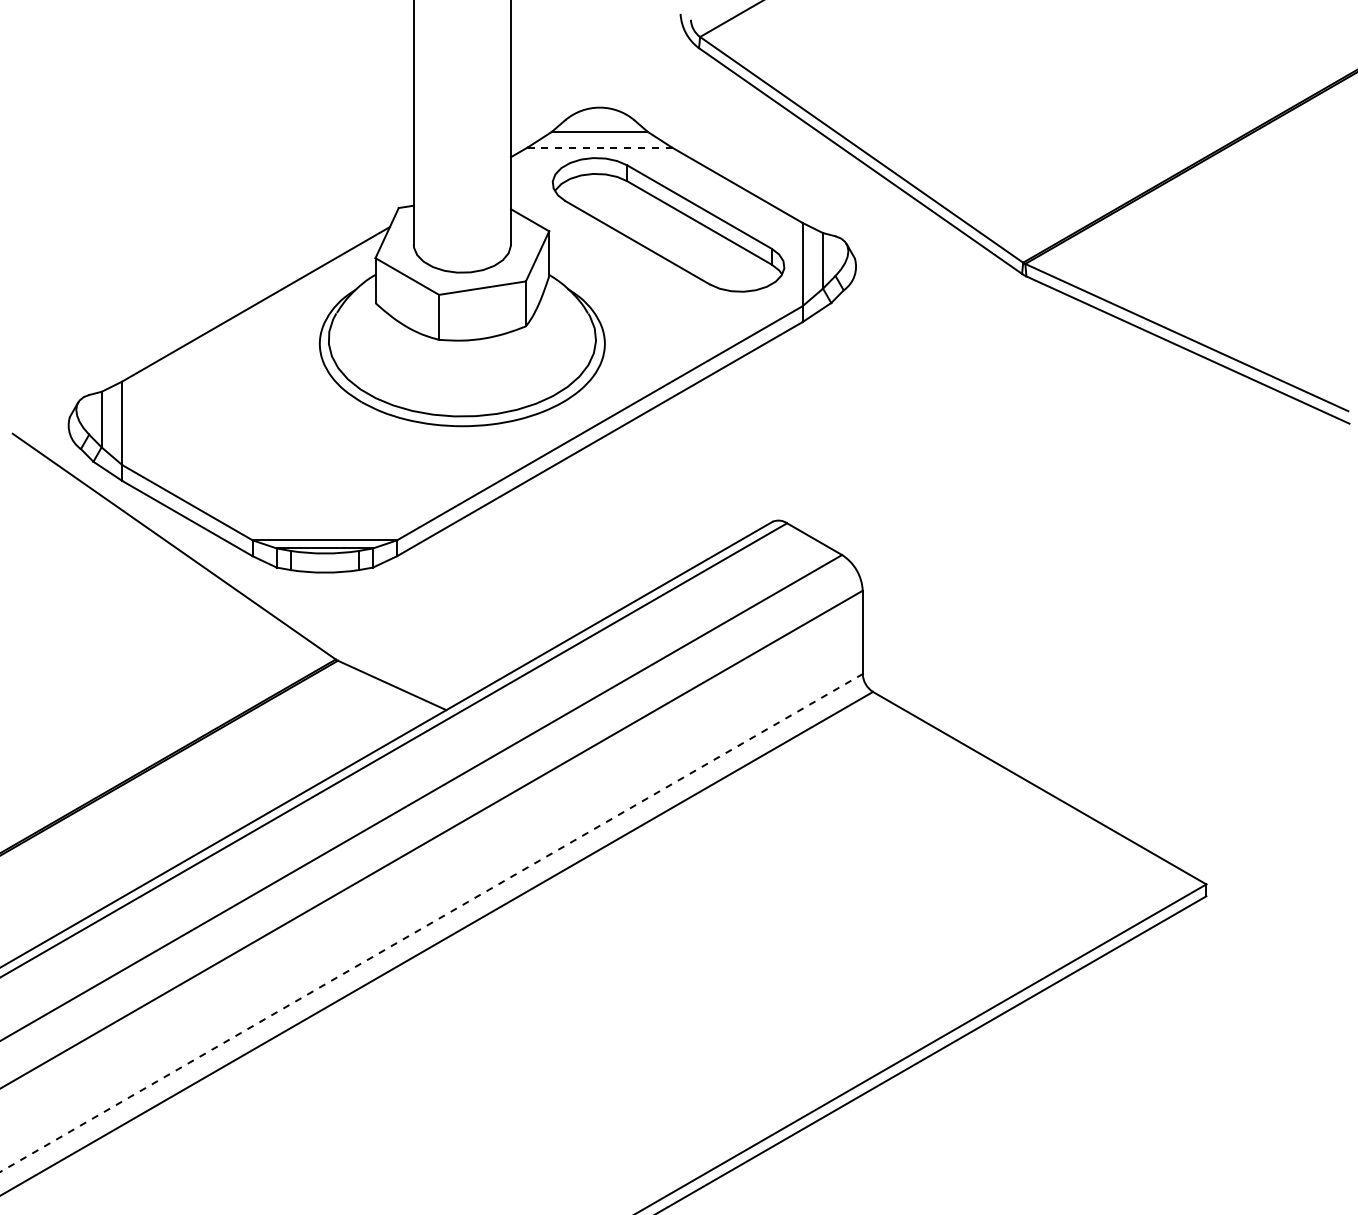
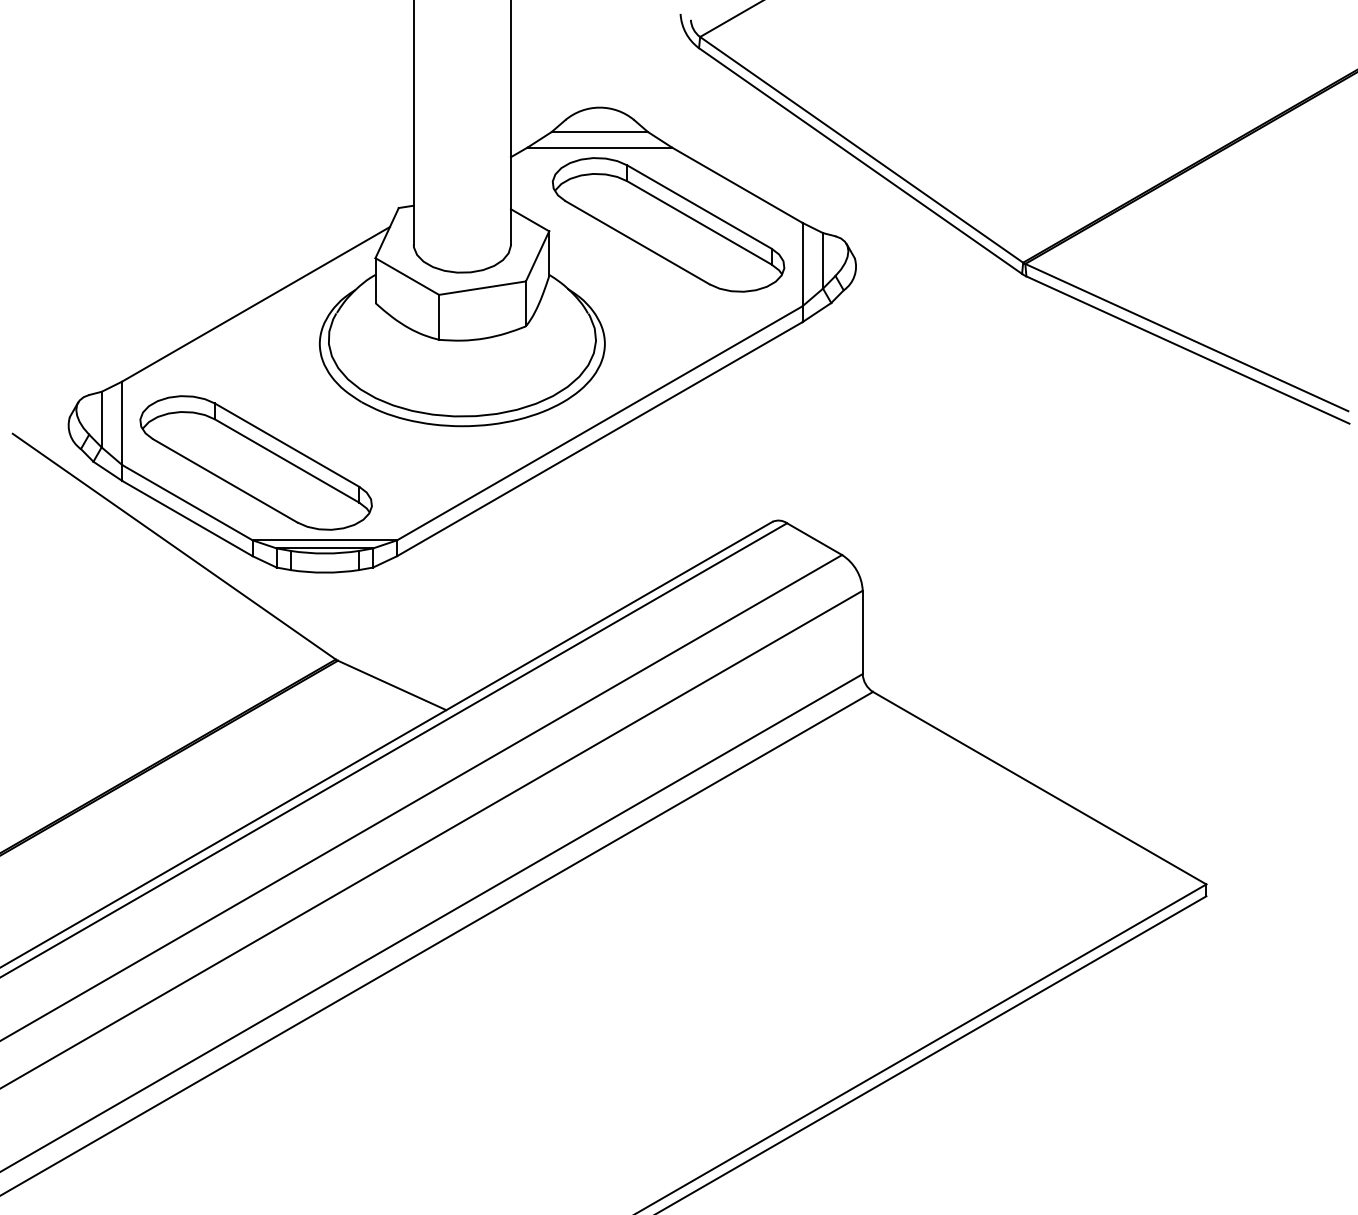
line: dashed -> solid (600, 147)
part: none -> present (255, 462)
line: dashed -> solid (431, 923)
